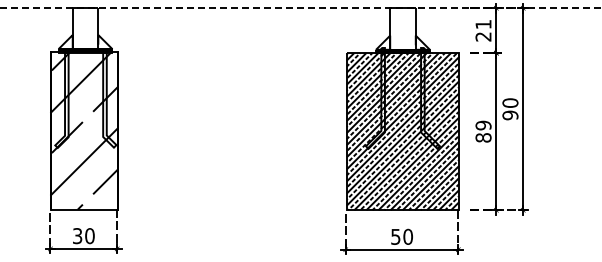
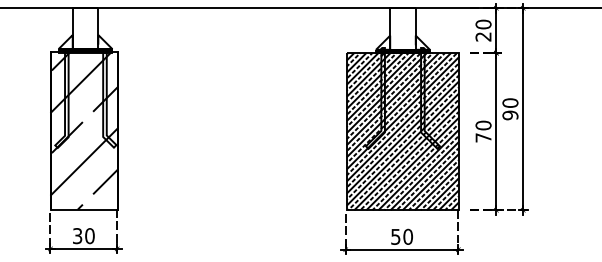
line: dashed -> solid (301, 7)
text: 21 -> 20 (483, 24)
text: 89 -> 70 (483, 131)
